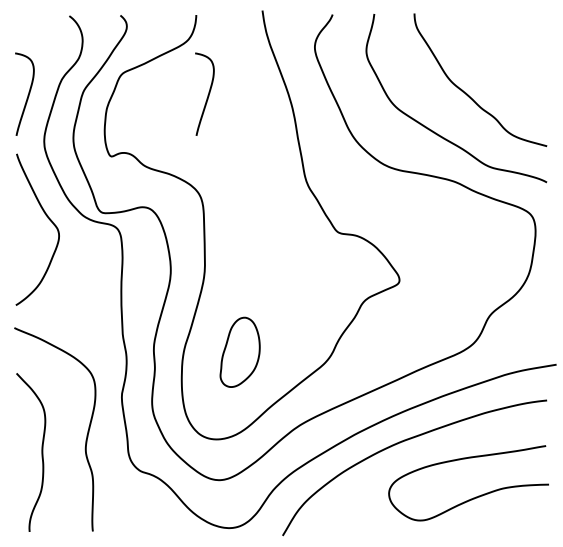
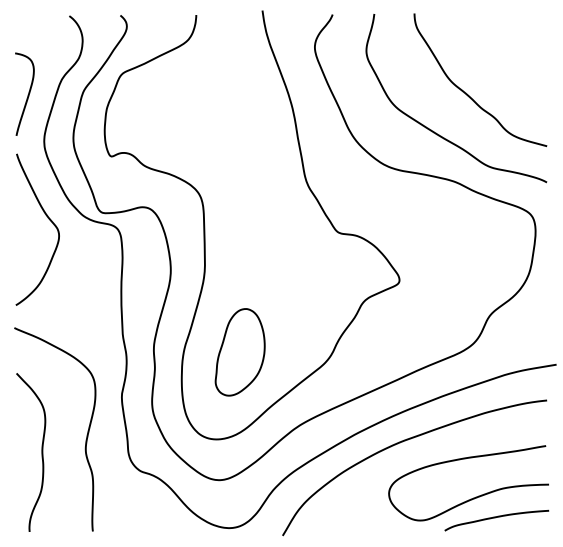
curve: present -> none (207, 95)
part size: 42x72 px -> 52x89 px (239, 352)
curve: none -> present (495, 518)
